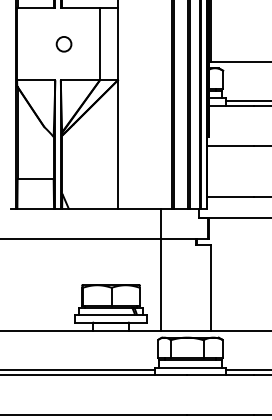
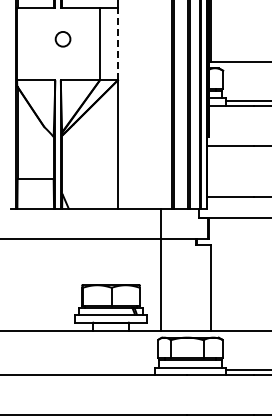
circle position: (63, 44) -> (62, 39) (62, 39)
line: solid -> dashed (117, 44)
line: present -> none (78, 370)
